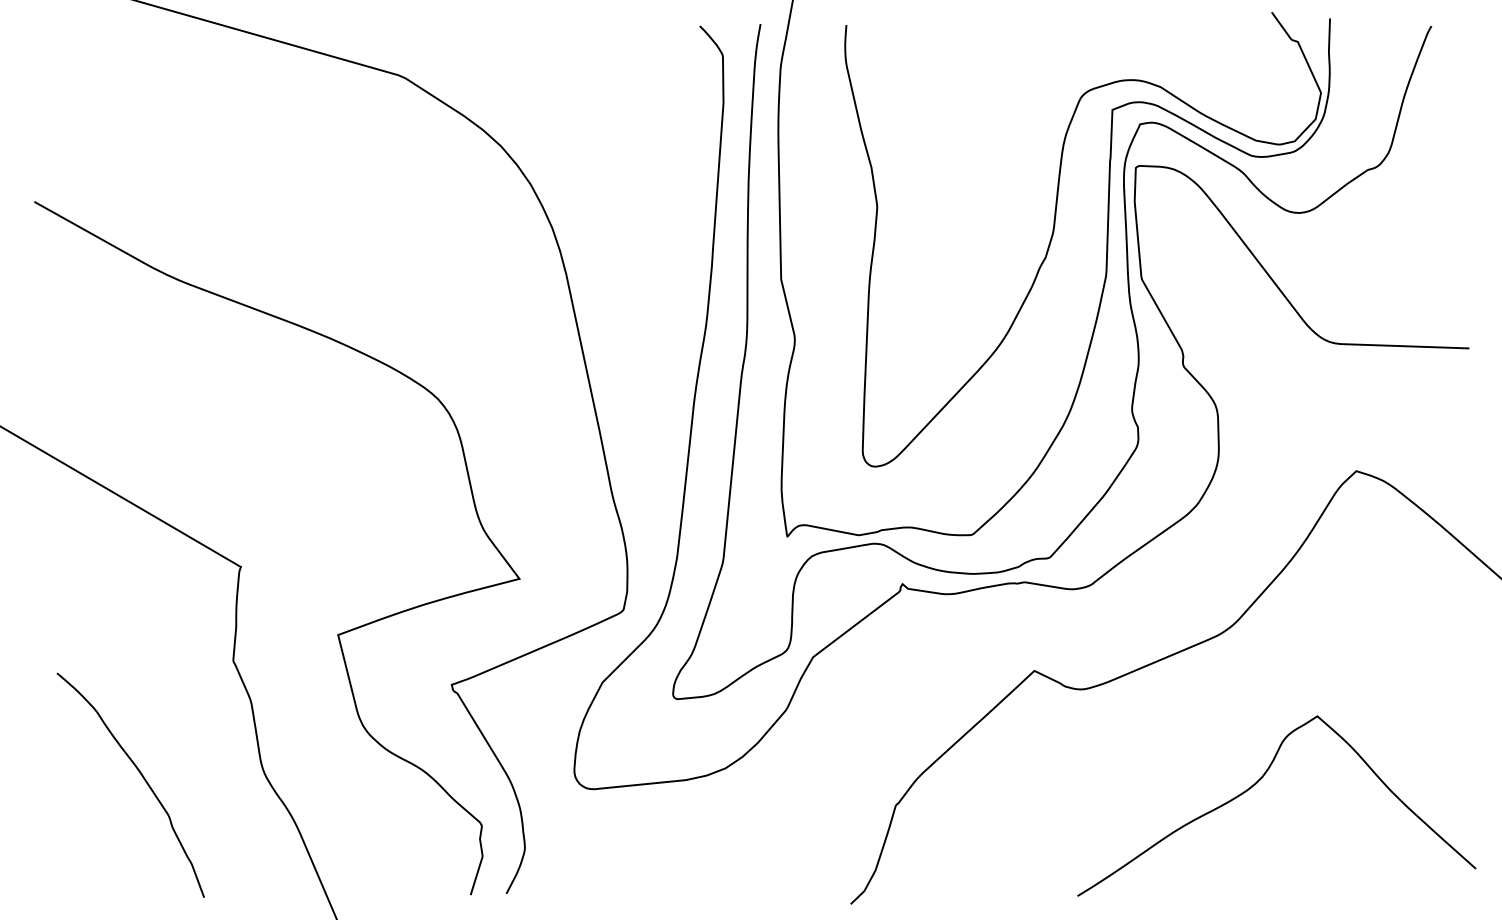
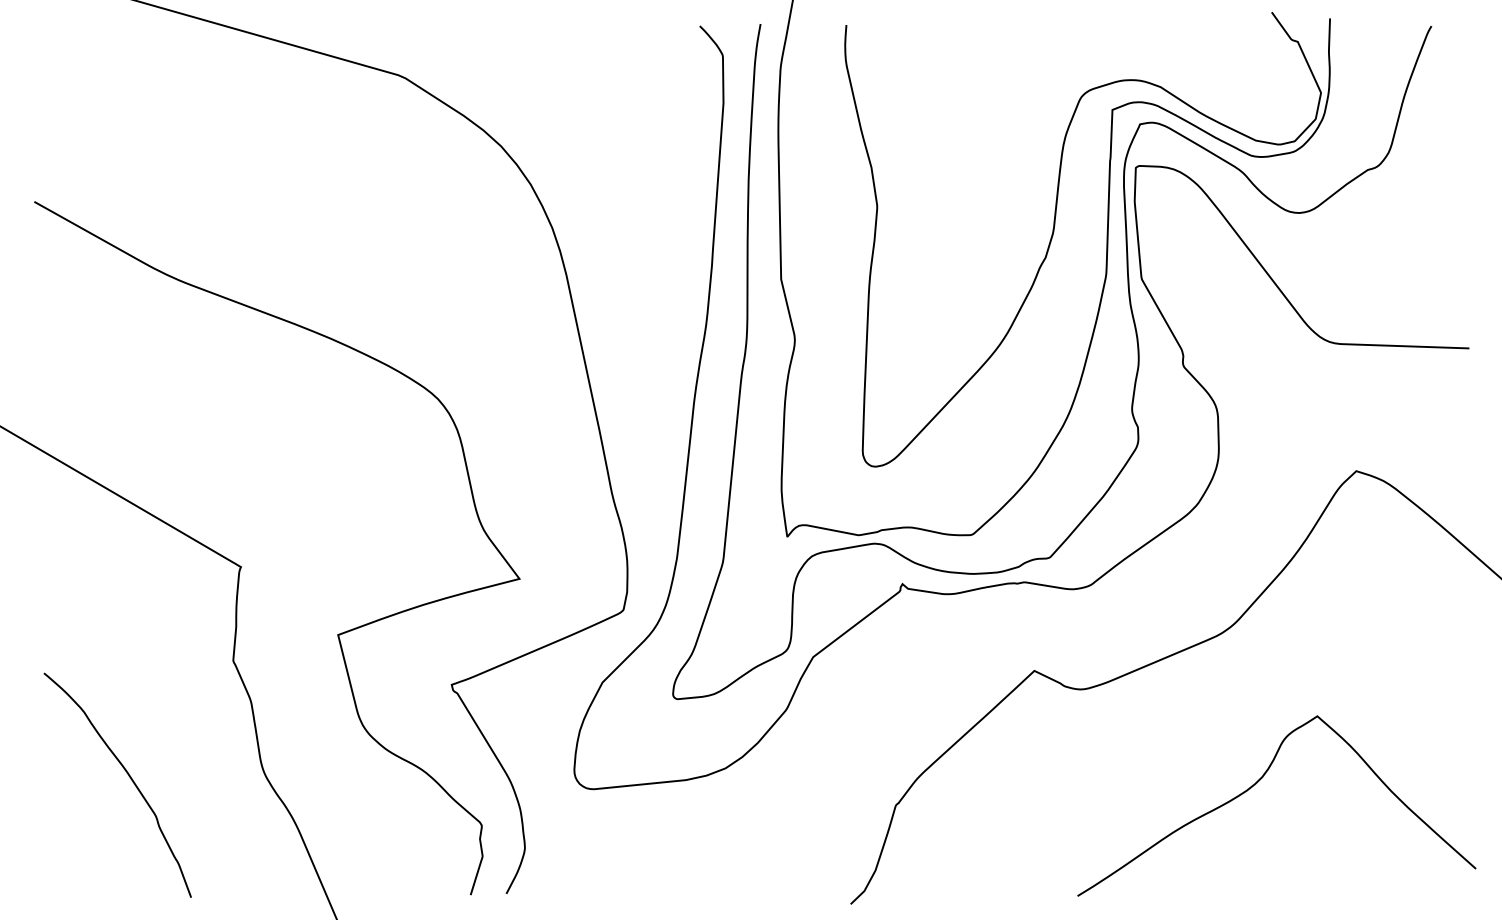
curve position: (141, 776) -> (128, 776) (128, 776)
